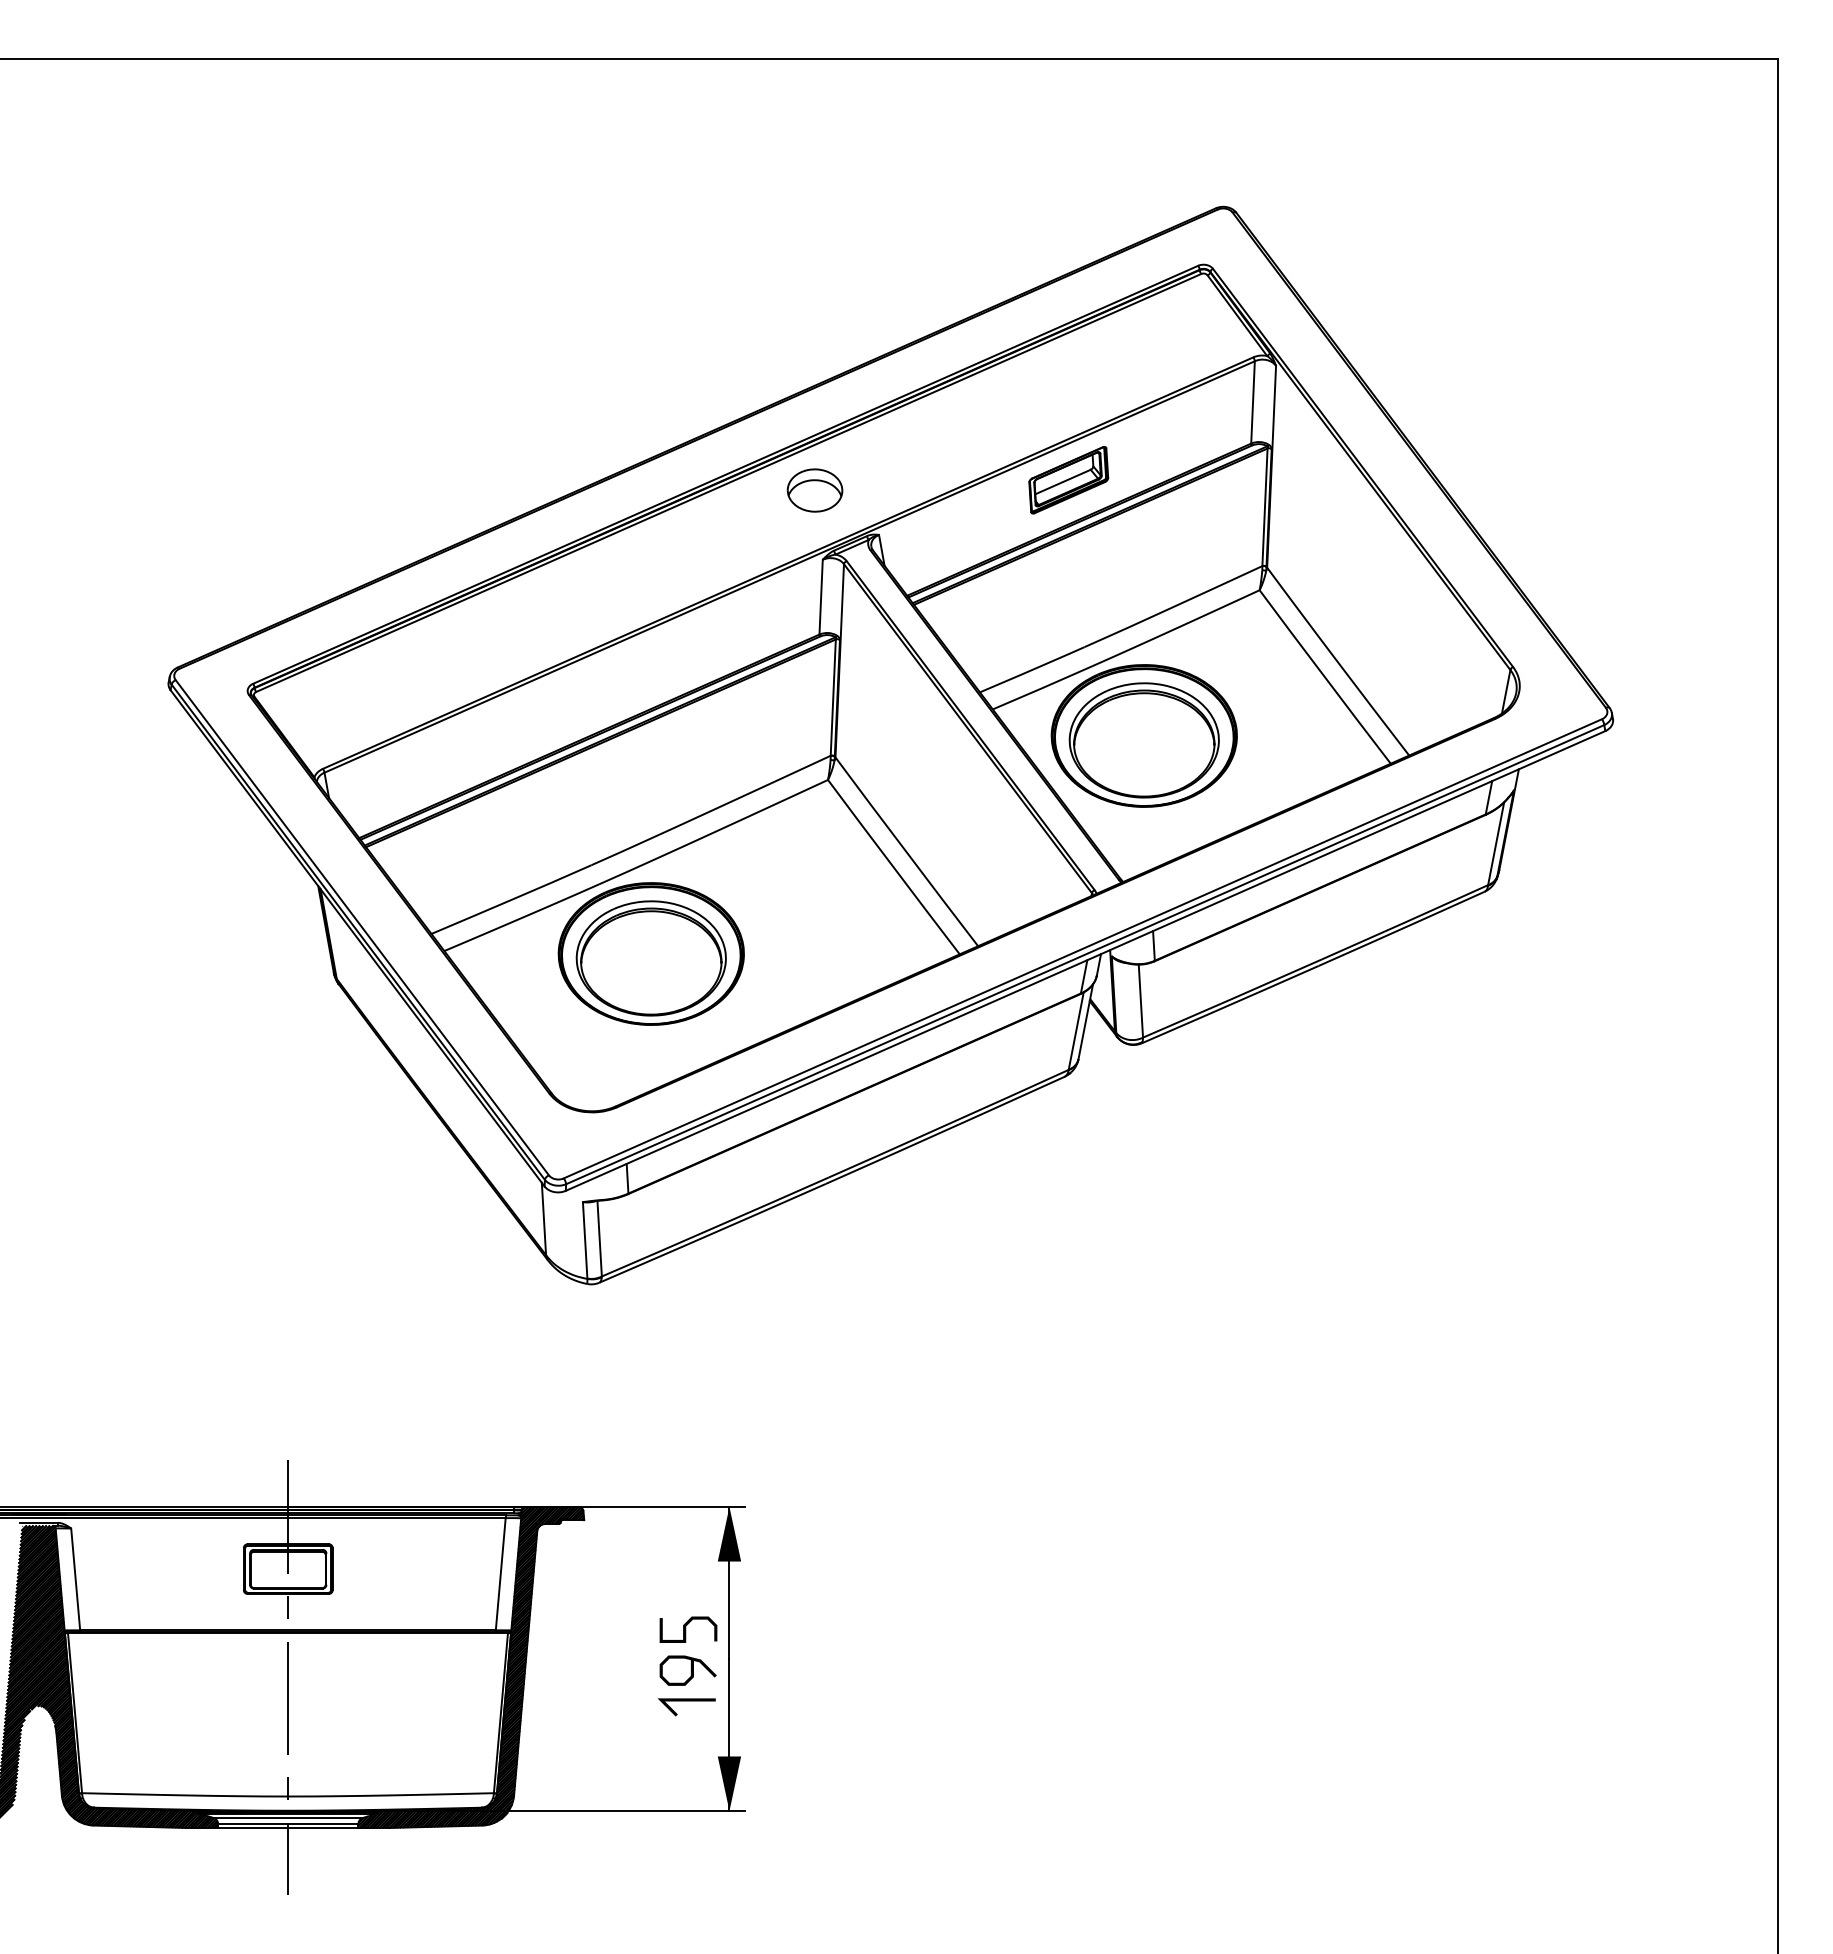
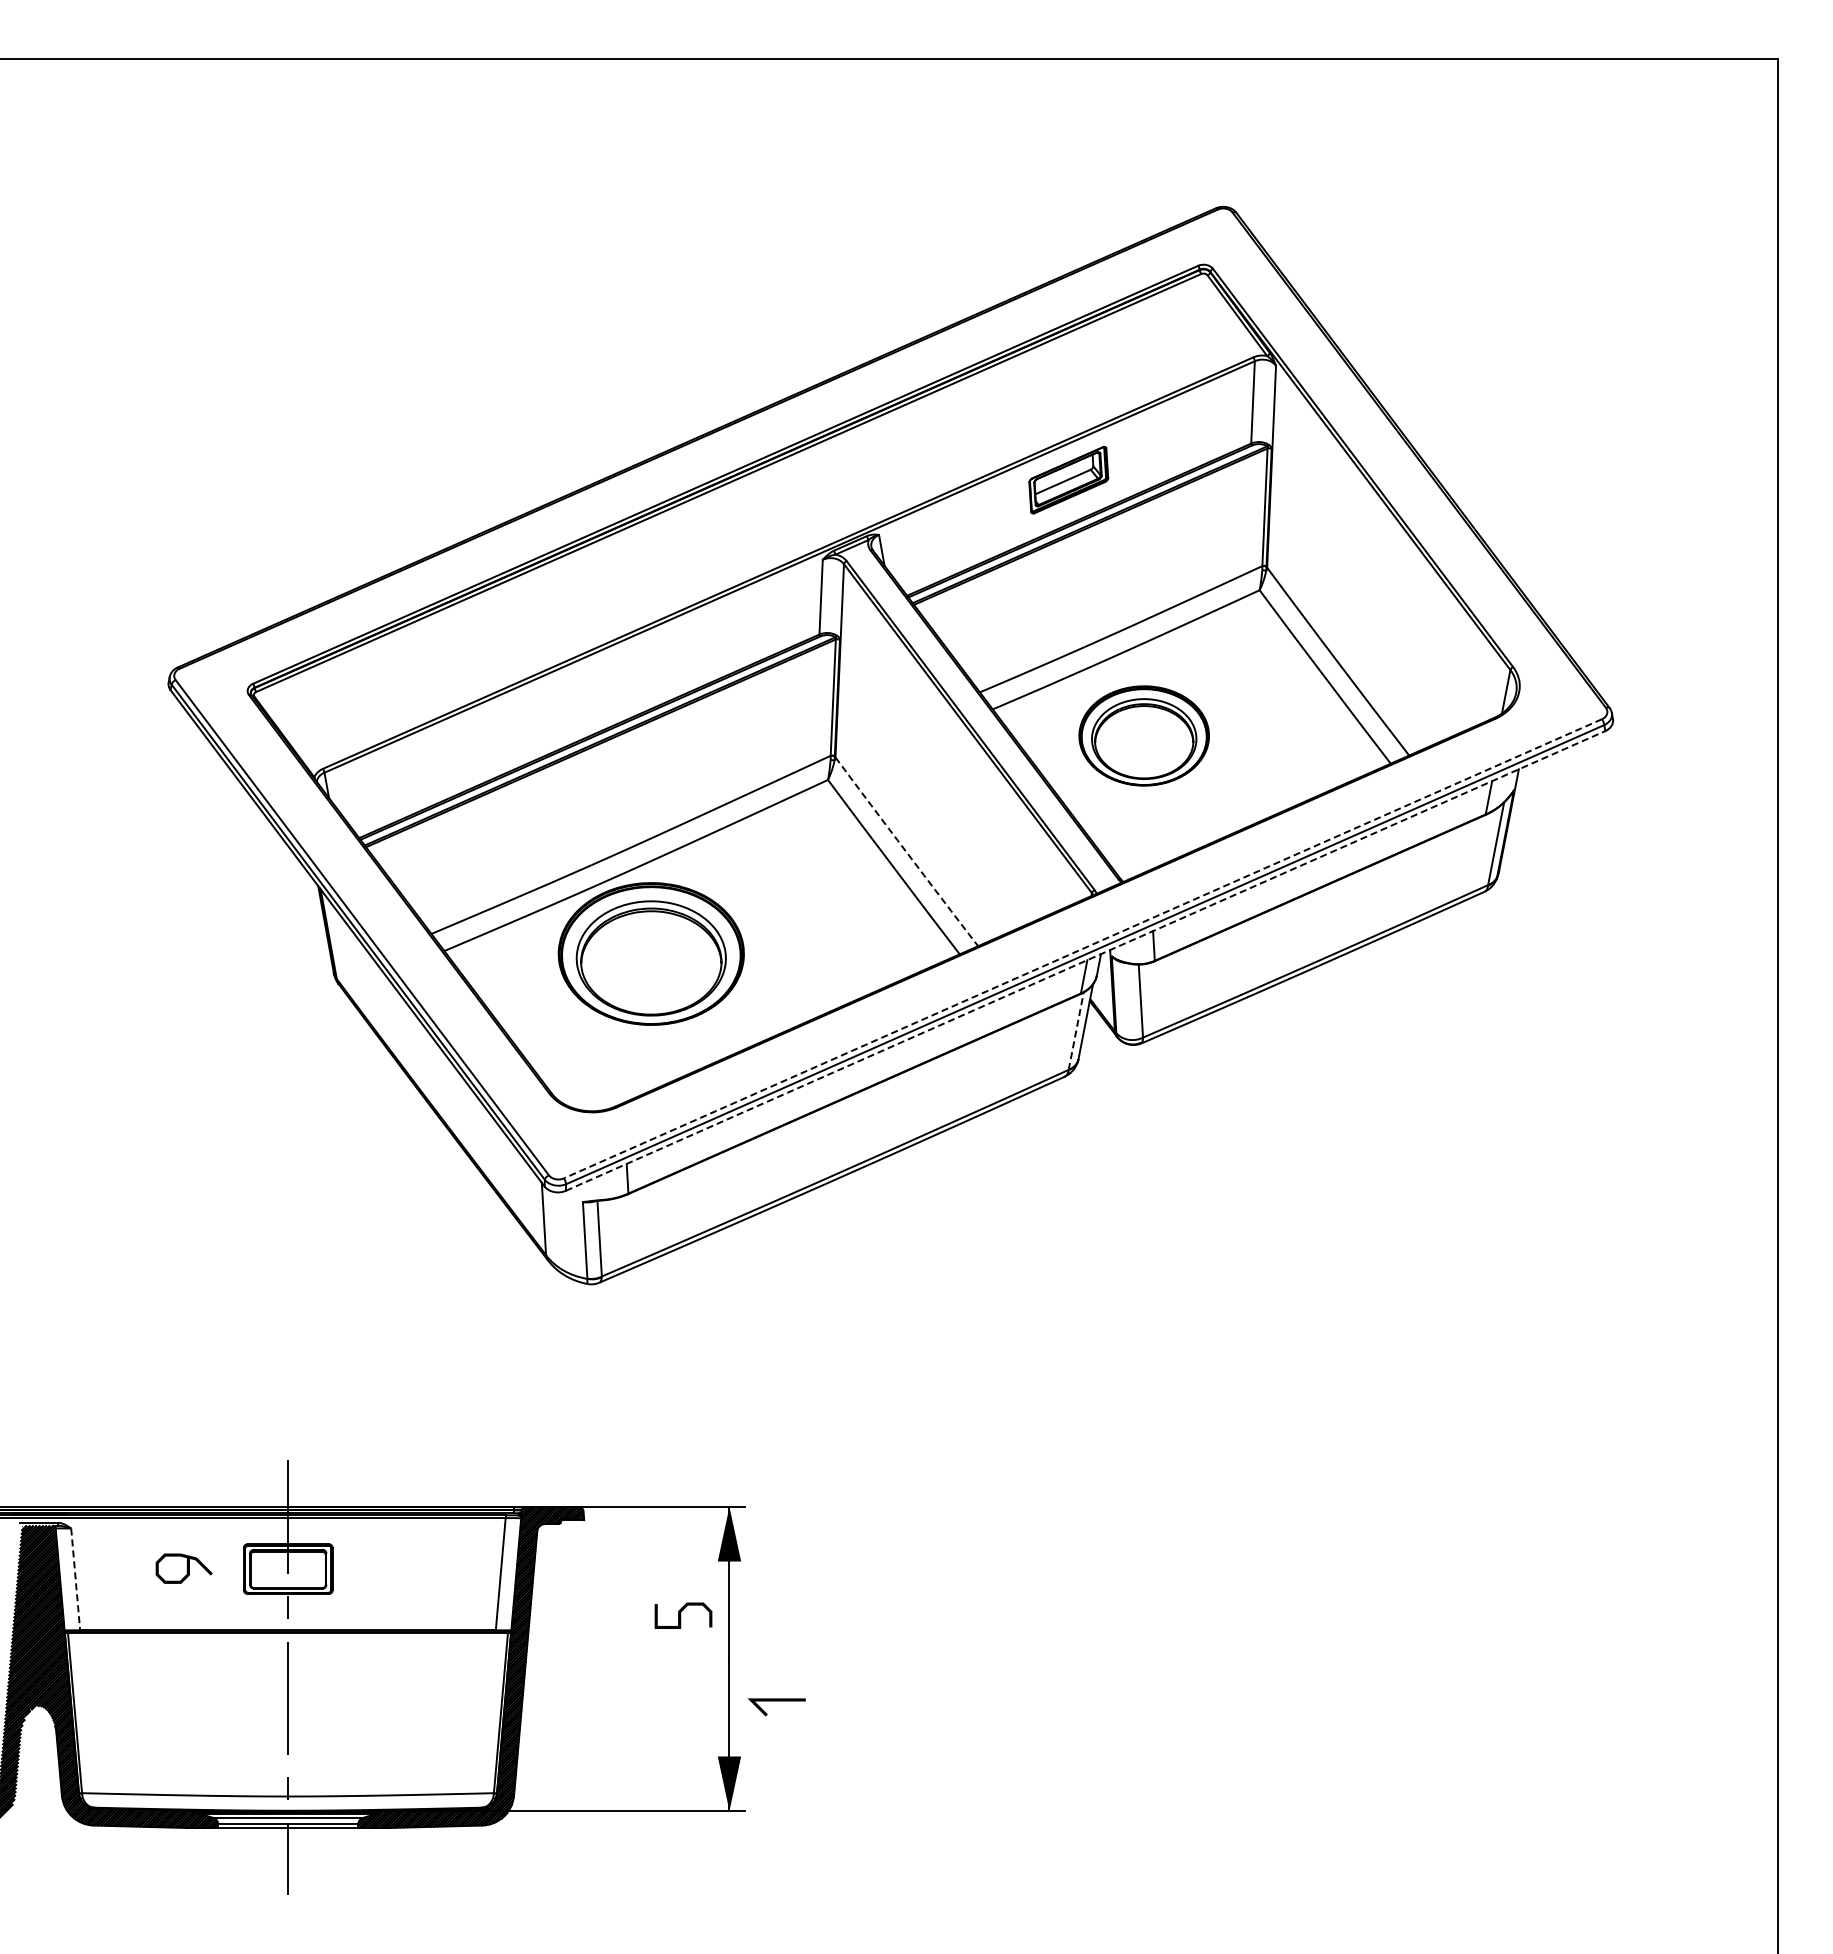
part: present -> none (814, 490)
part size: 188x144 px -> 132x102 px (1143, 735)
arc: solid -> dashed (906, 852)
line: solid -> dashed (1082, 948)
line: solid -> dashed (1086, 960)
line: solid -> dashed (1076, 1030)
line: solid -> dashed (75, 1579)
curve position: (686, 1629) -> (681, 1615) (681, 1615)
curve position: (690, 1670) -> (186, 1568) (186, 1568)
line position: (686, 1701) -> (776, 1701) (776, 1701)
